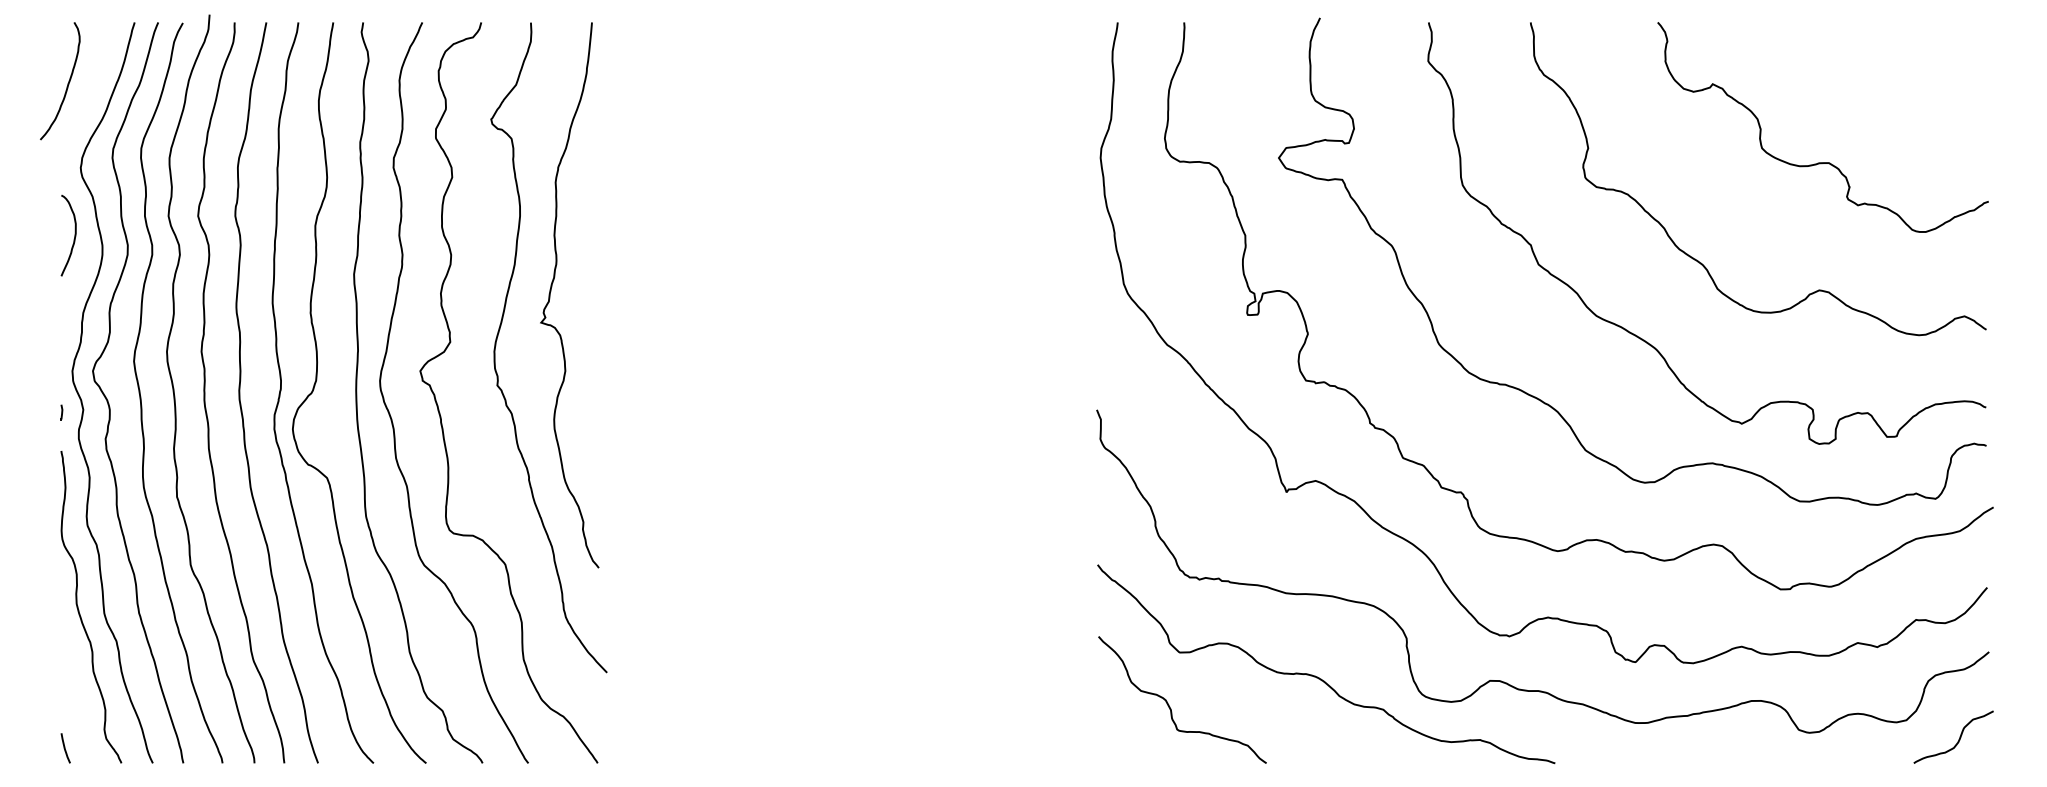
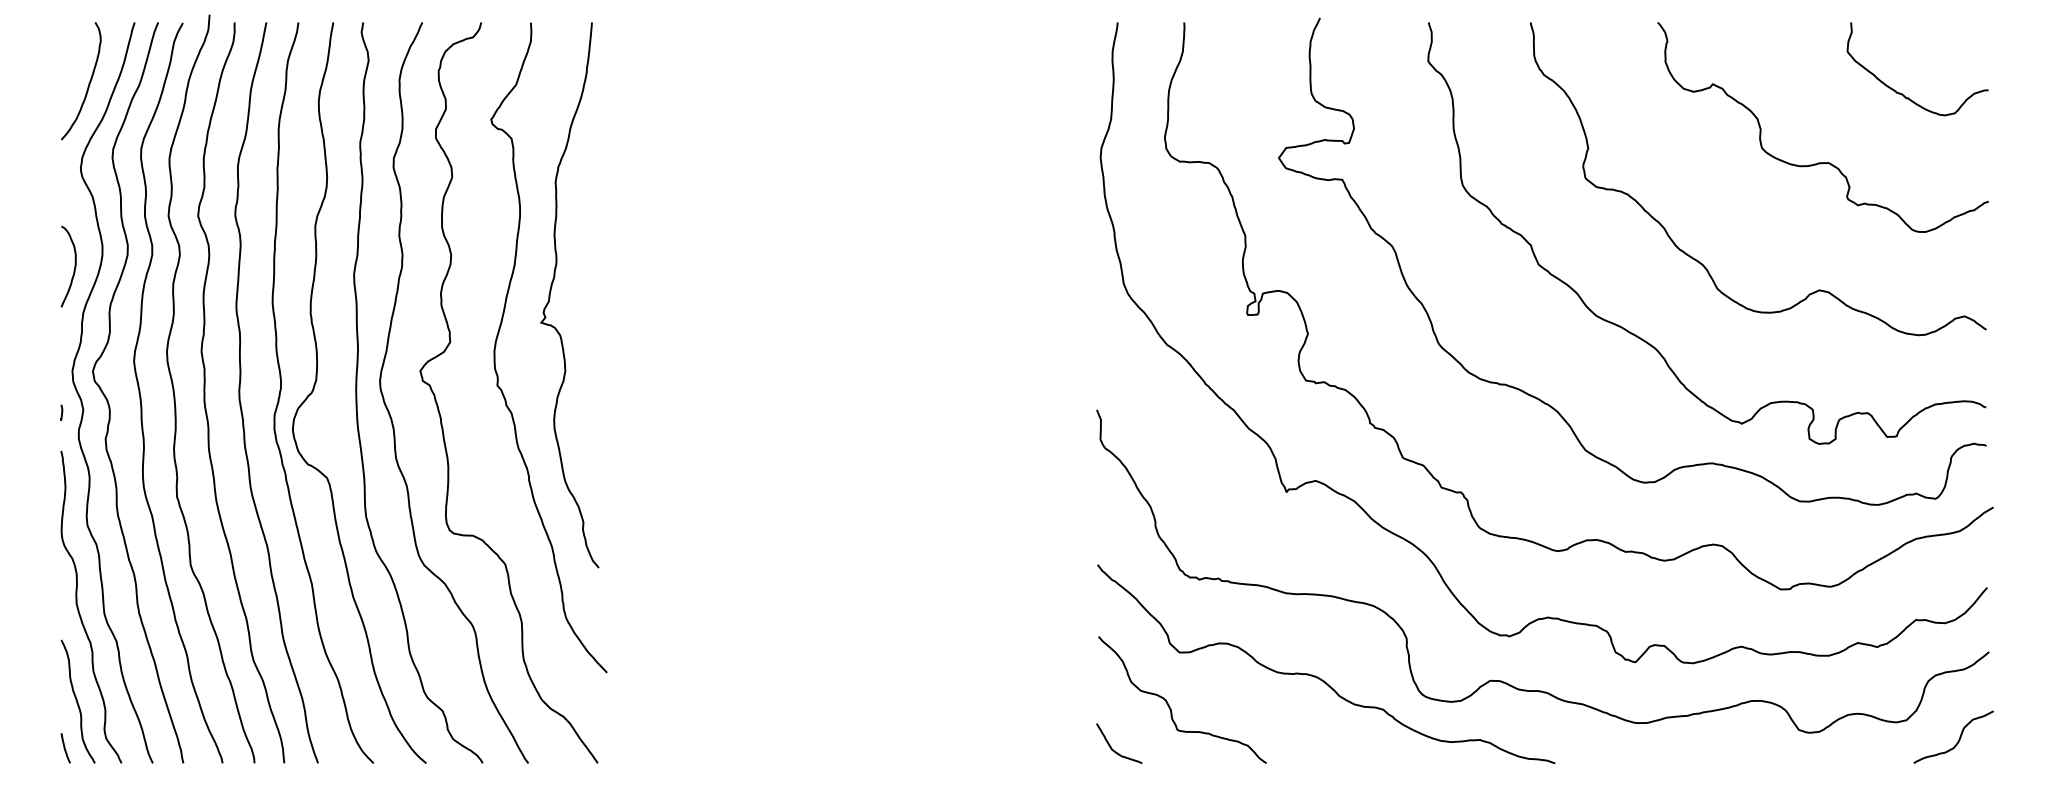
curve position: (67, 83) -> (88, 83) (88, 83)
curve: none -> present (1902, 93)
curve position: (74, 235) -> (74, 266) (74, 266)
curve: none -> present (77, 701)
curve: none -> present (1113, 749)
